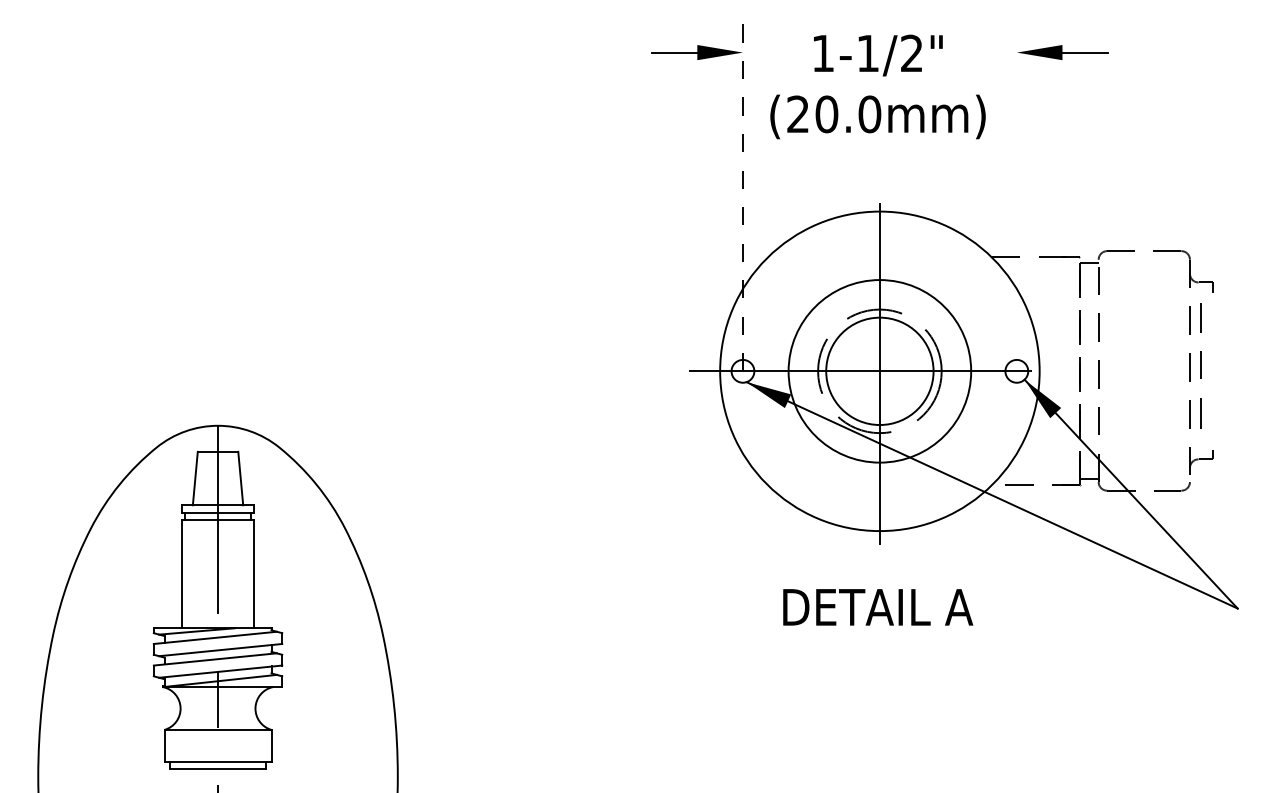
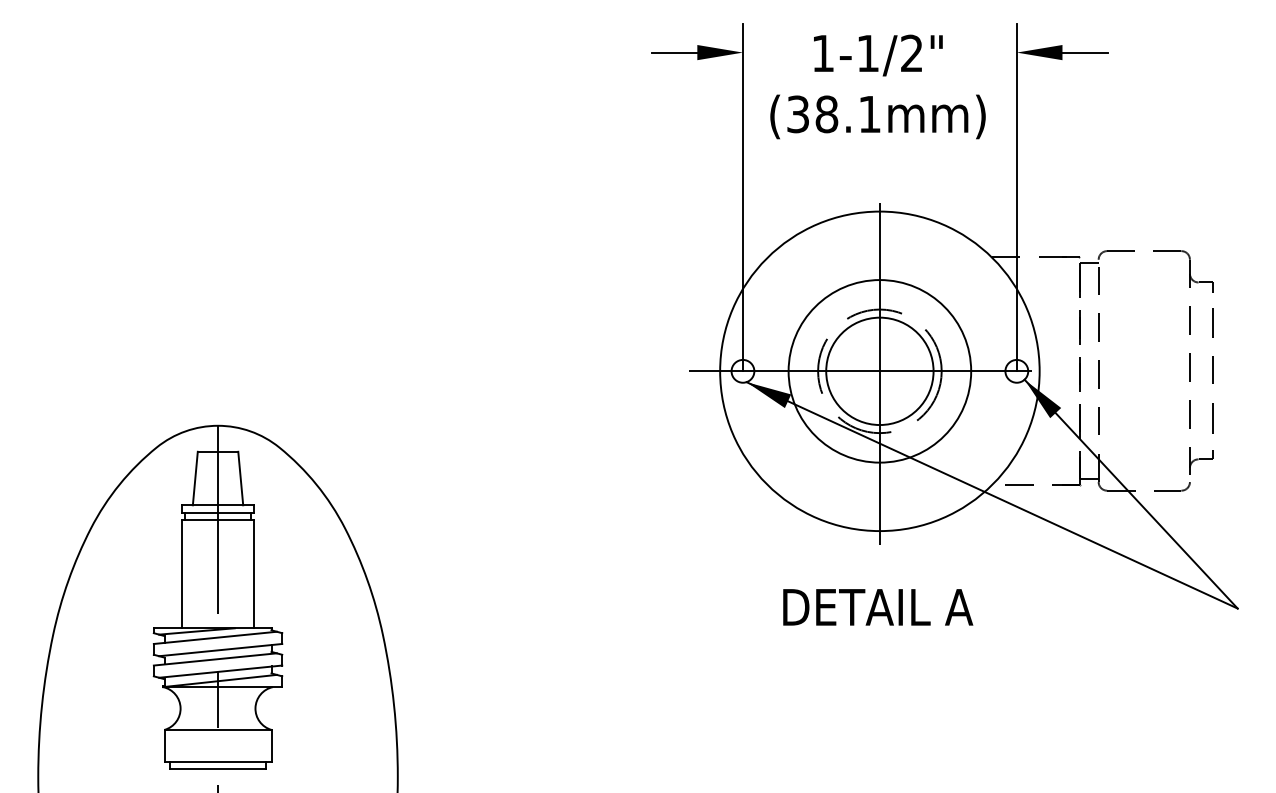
text: (20.0mm) -> (38.1mm) (834, 114)
line: dashed -> solid (742, 197)
line: none -> present (1016, 197)
line position: (1200, 365) -> (1212, 370) (1212, 370)
